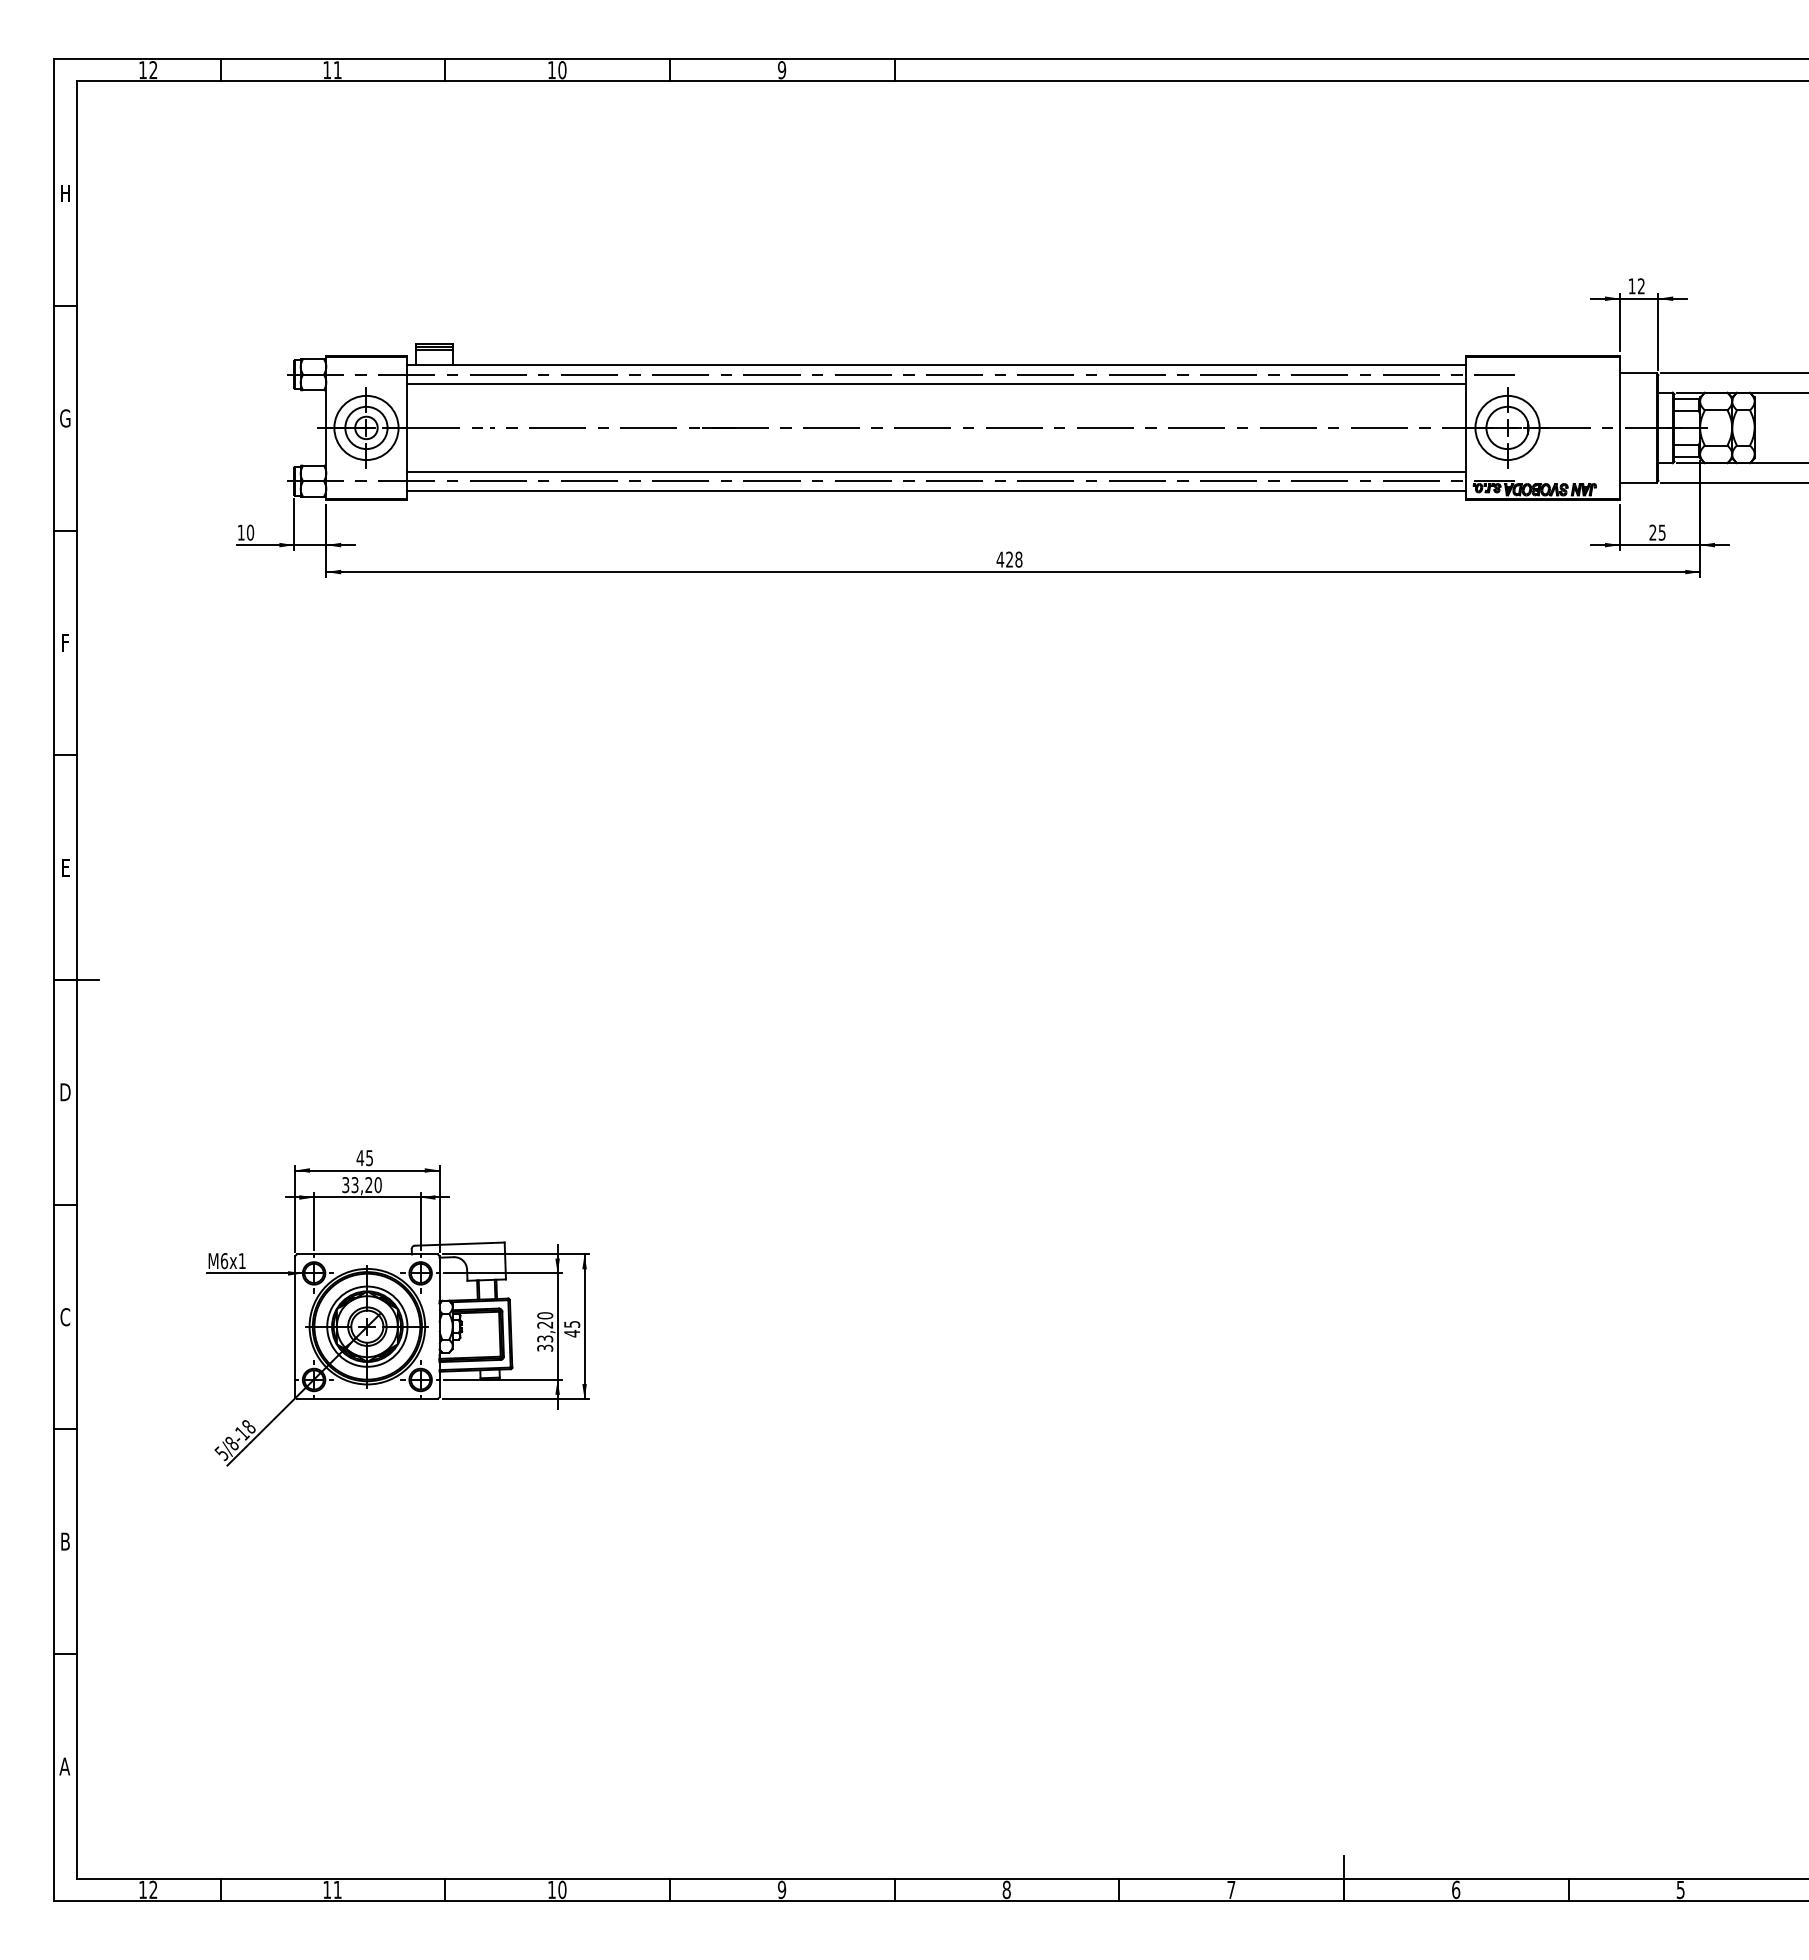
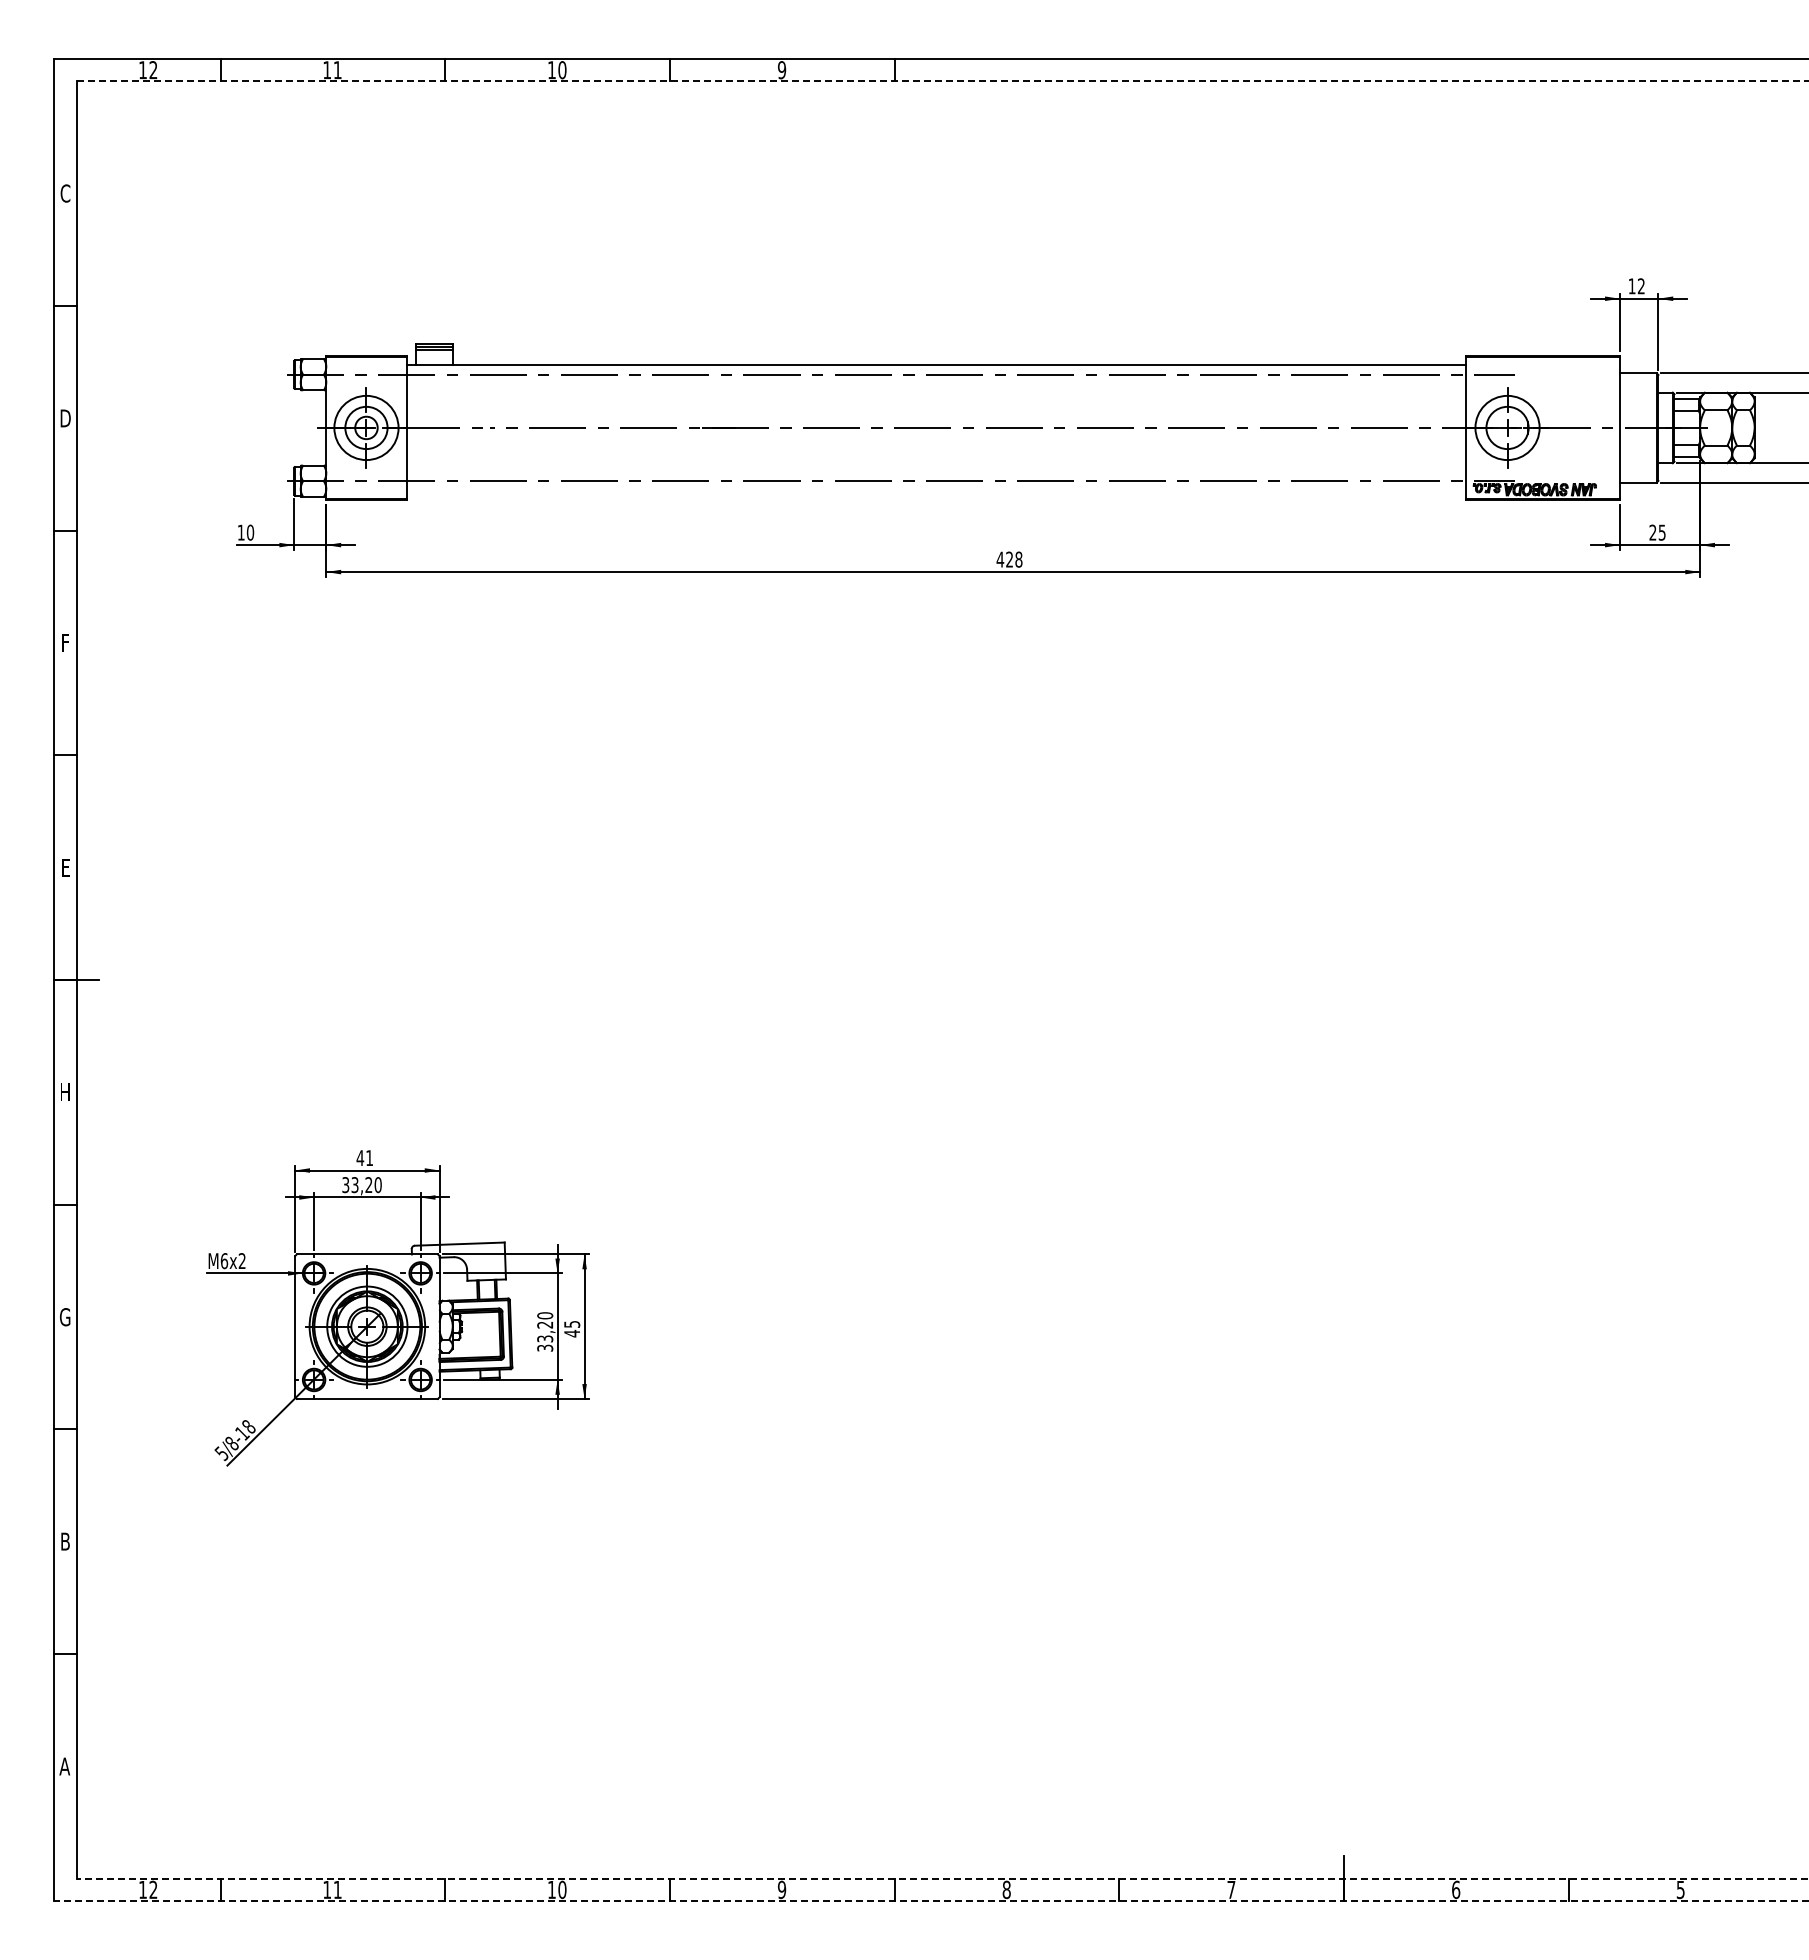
line: solid -> dashed (942, 81)
text: H -> C (65, 193)
line: present -> none (935, 384)
text: G -> D (65, 418)
line: present -> none (935, 471)
line: present -> none (935, 490)
text: D -> H (65, 1092)
text: 45 -> 41 (369, 1158)
text: M6x1 -> M6x2 (241, 1260)
text: C -> G (64, 1317)
line: solid -> dashed (942, 1878)
line: solid -> dashed (931, 1901)
